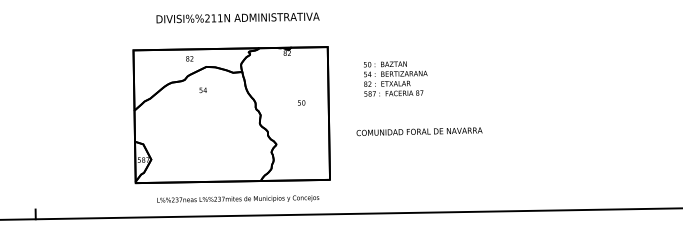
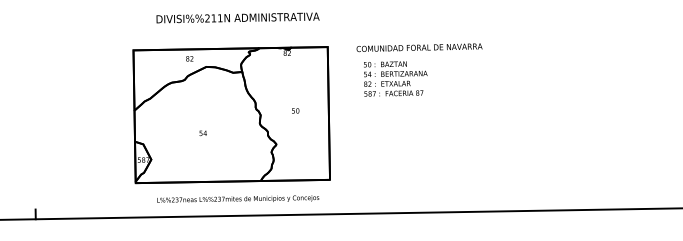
text position: (202, 90) -> (202, 133) (202, 133)
text position: (301, 102) -> (295, 110) (295, 110)
text position: (419, 131) -> (419, 47) (419, 47)
